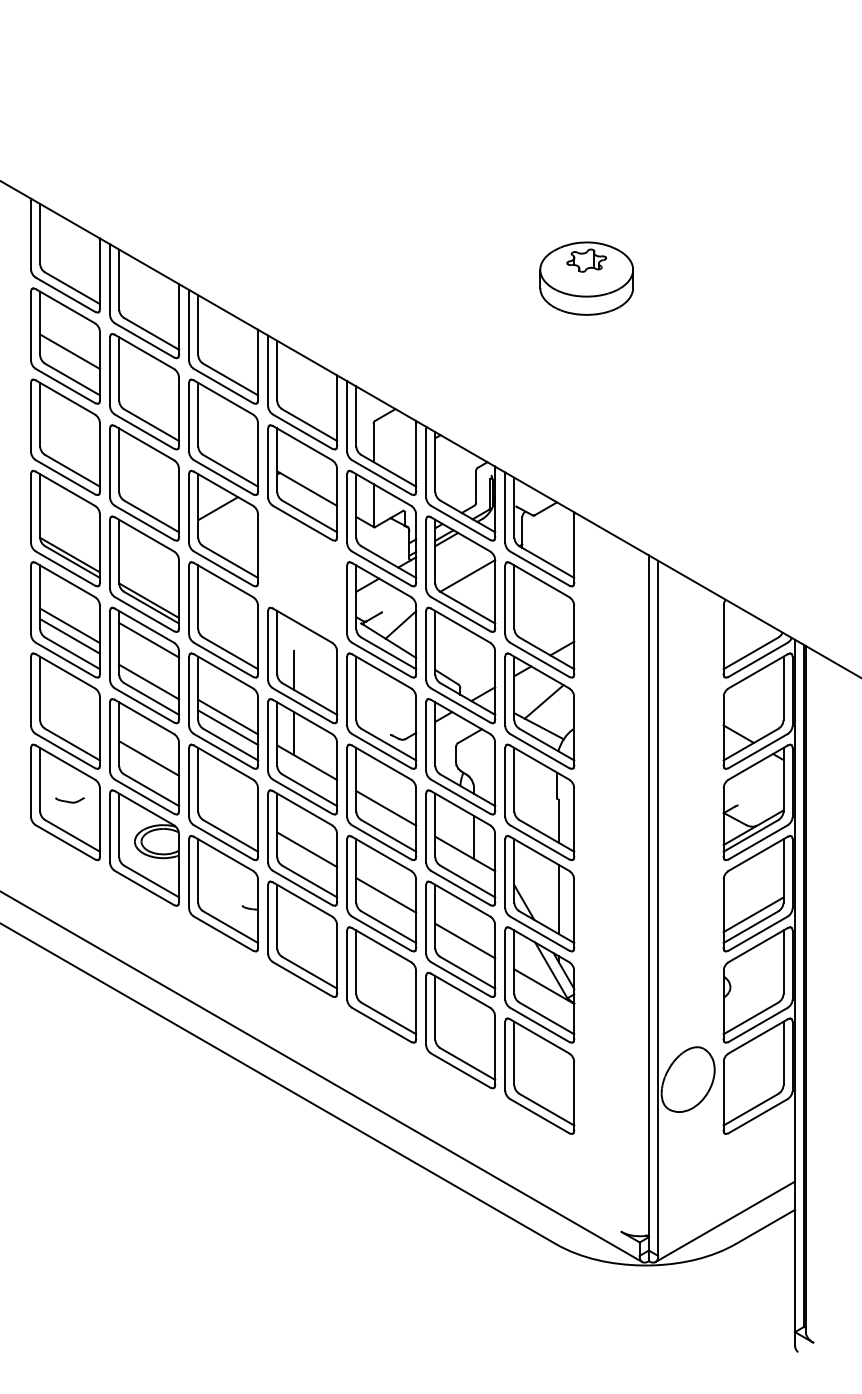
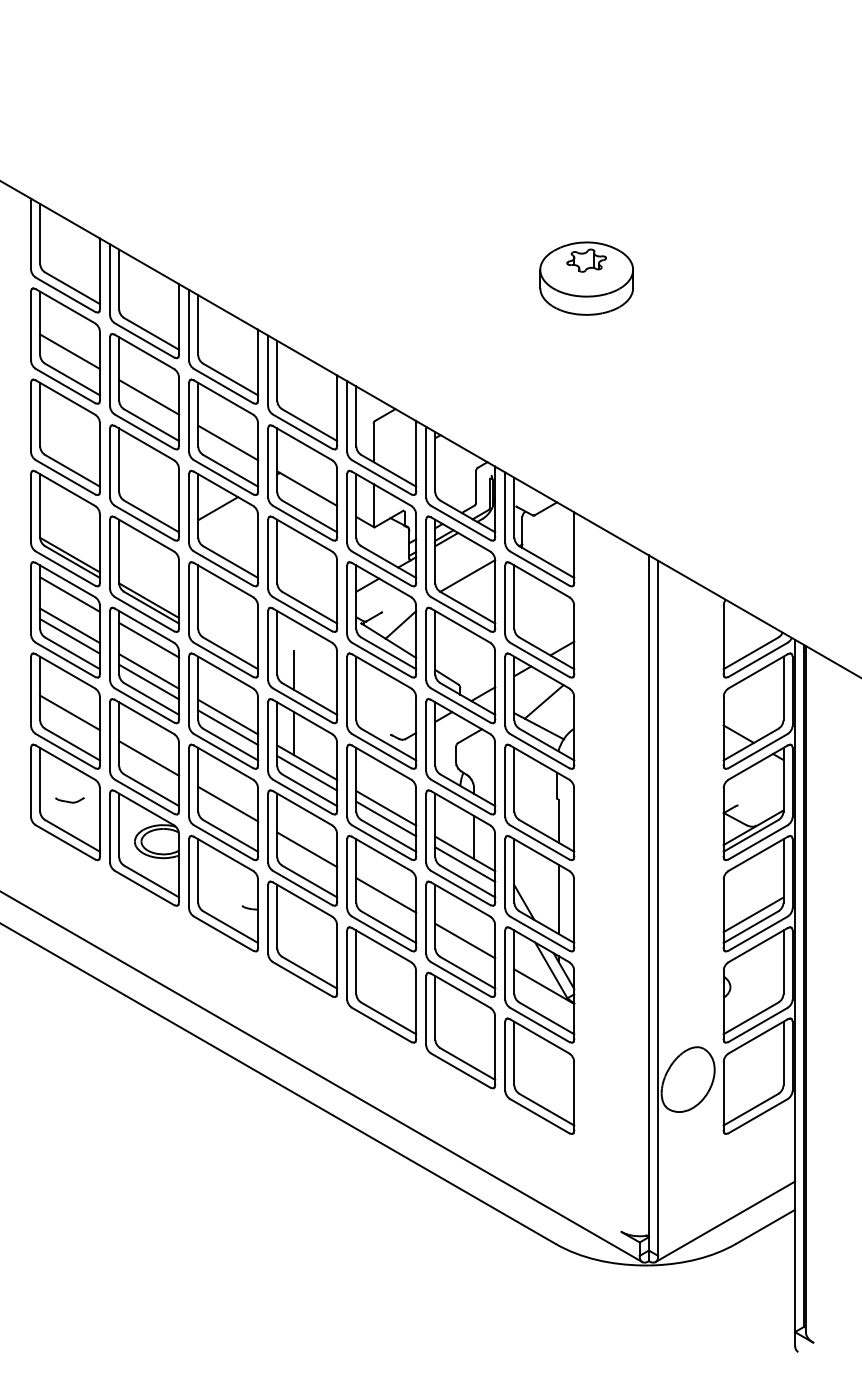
line: none -> present (149, 397)
line: none -> present (228, 442)
part: none -> present (302, 573)
line: none -> present (70, 594)
line: none -> present (149, 671)
line: none -> present (70, 712)
line: none -> present (307, 773)
line: none -> present (228, 803)
line: none -> present (386, 818)
line: none -> present (465, 864)
